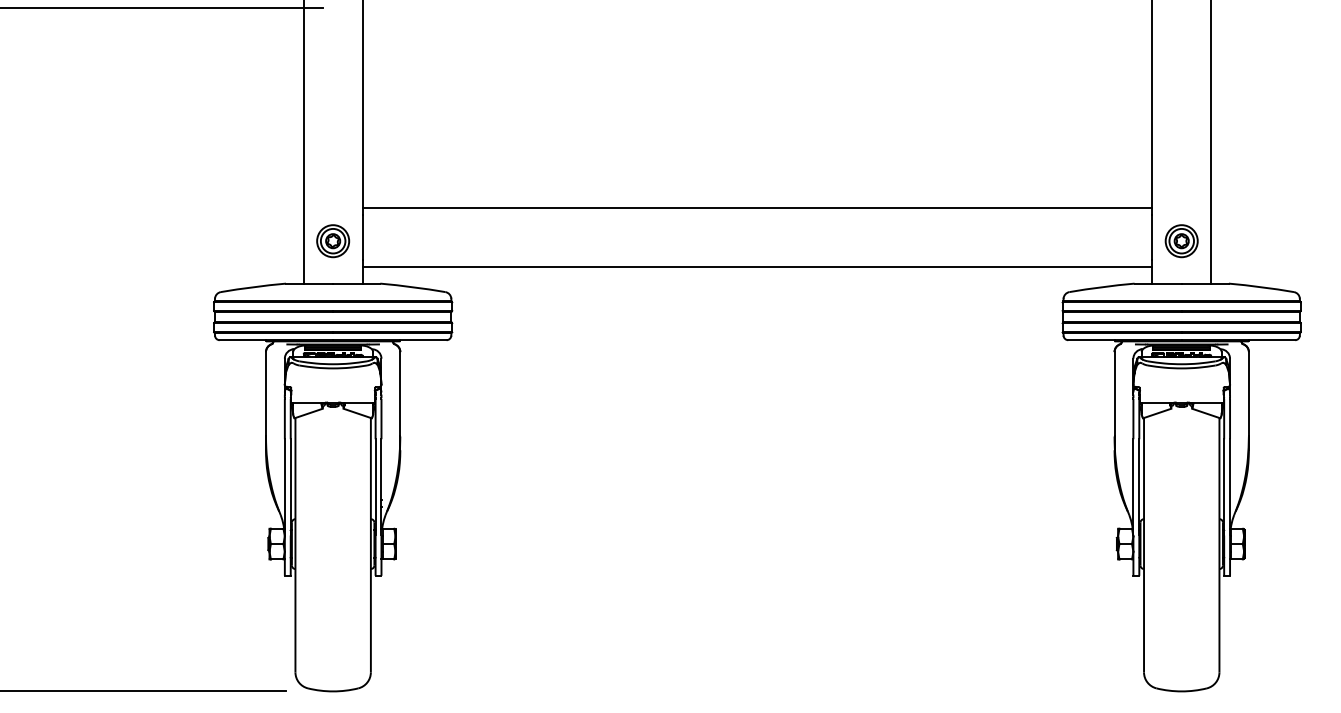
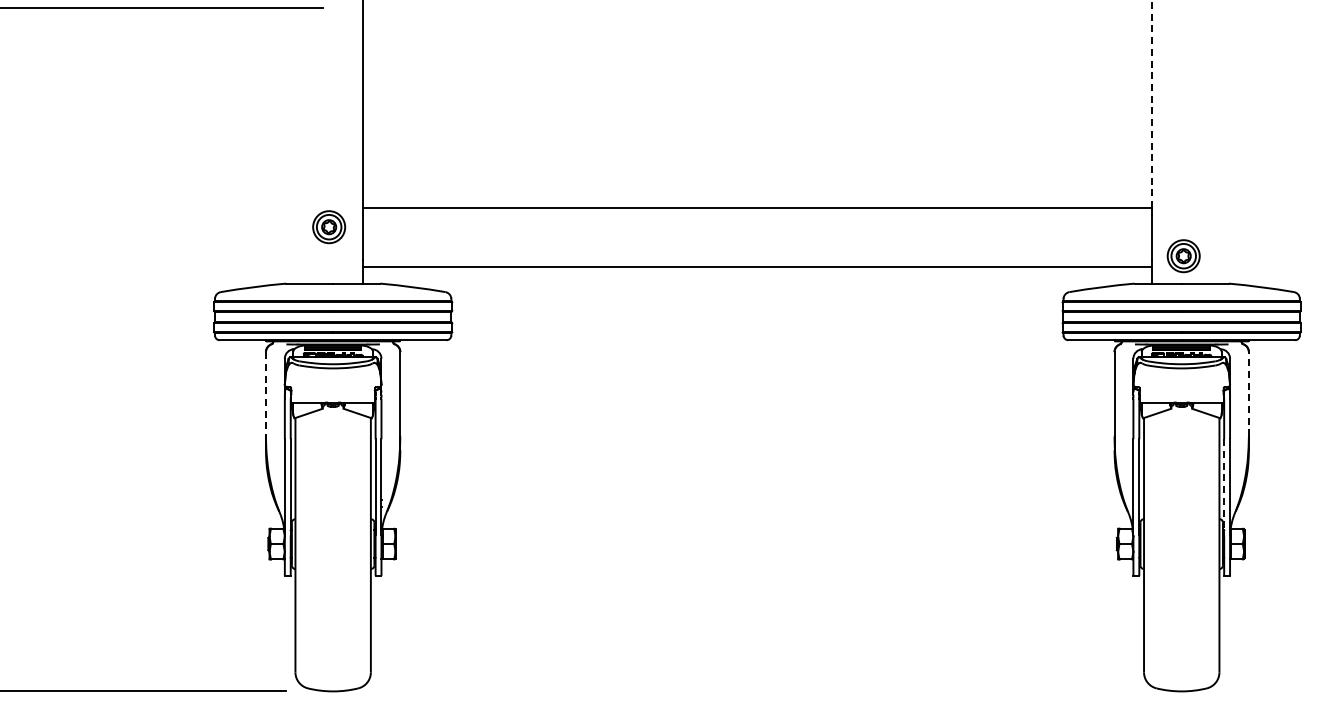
line: solid -> dashed (1152, 103)
line: present -> none (303, 142)
line: present -> none (1211, 142)
part position: (333, 241) -> (329, 227) (329, 227)
part position: (1181, 241) -> (1183, 256) (1183, 256)
line: solid -> dashed (1248, 393)
line: solid -> dashed (265, 394)
line: solid -> dashed (1224, 487)
